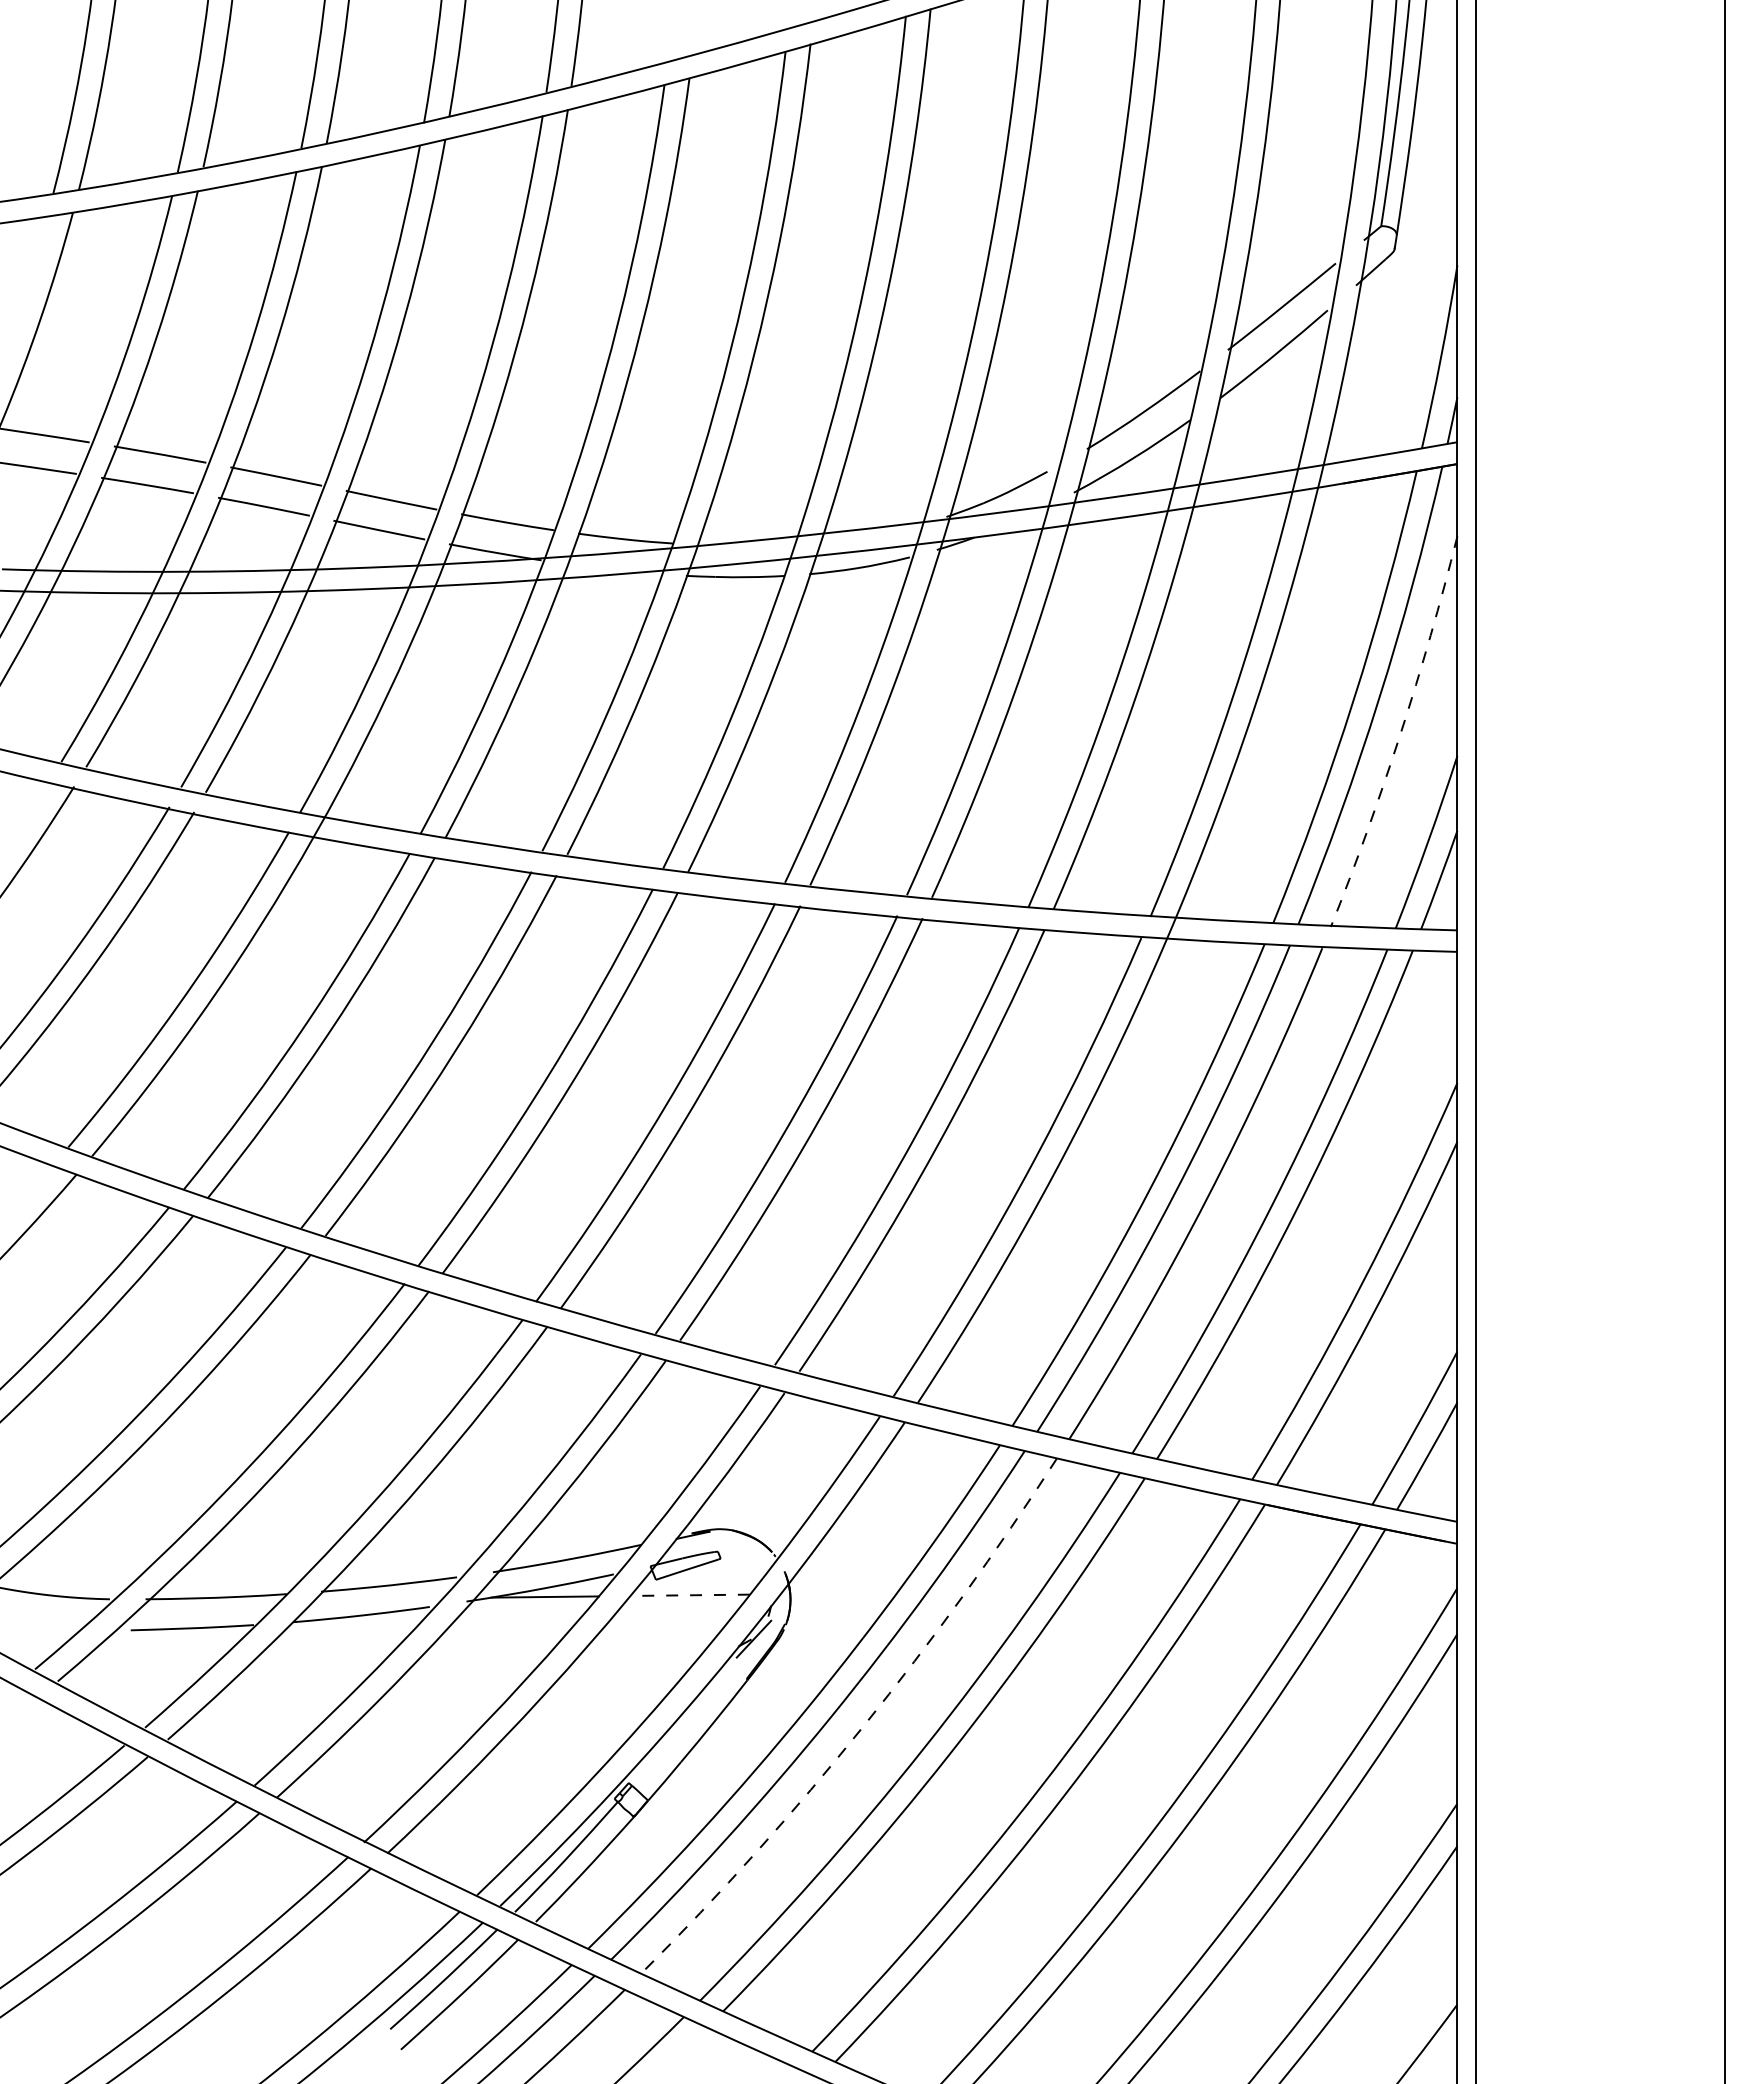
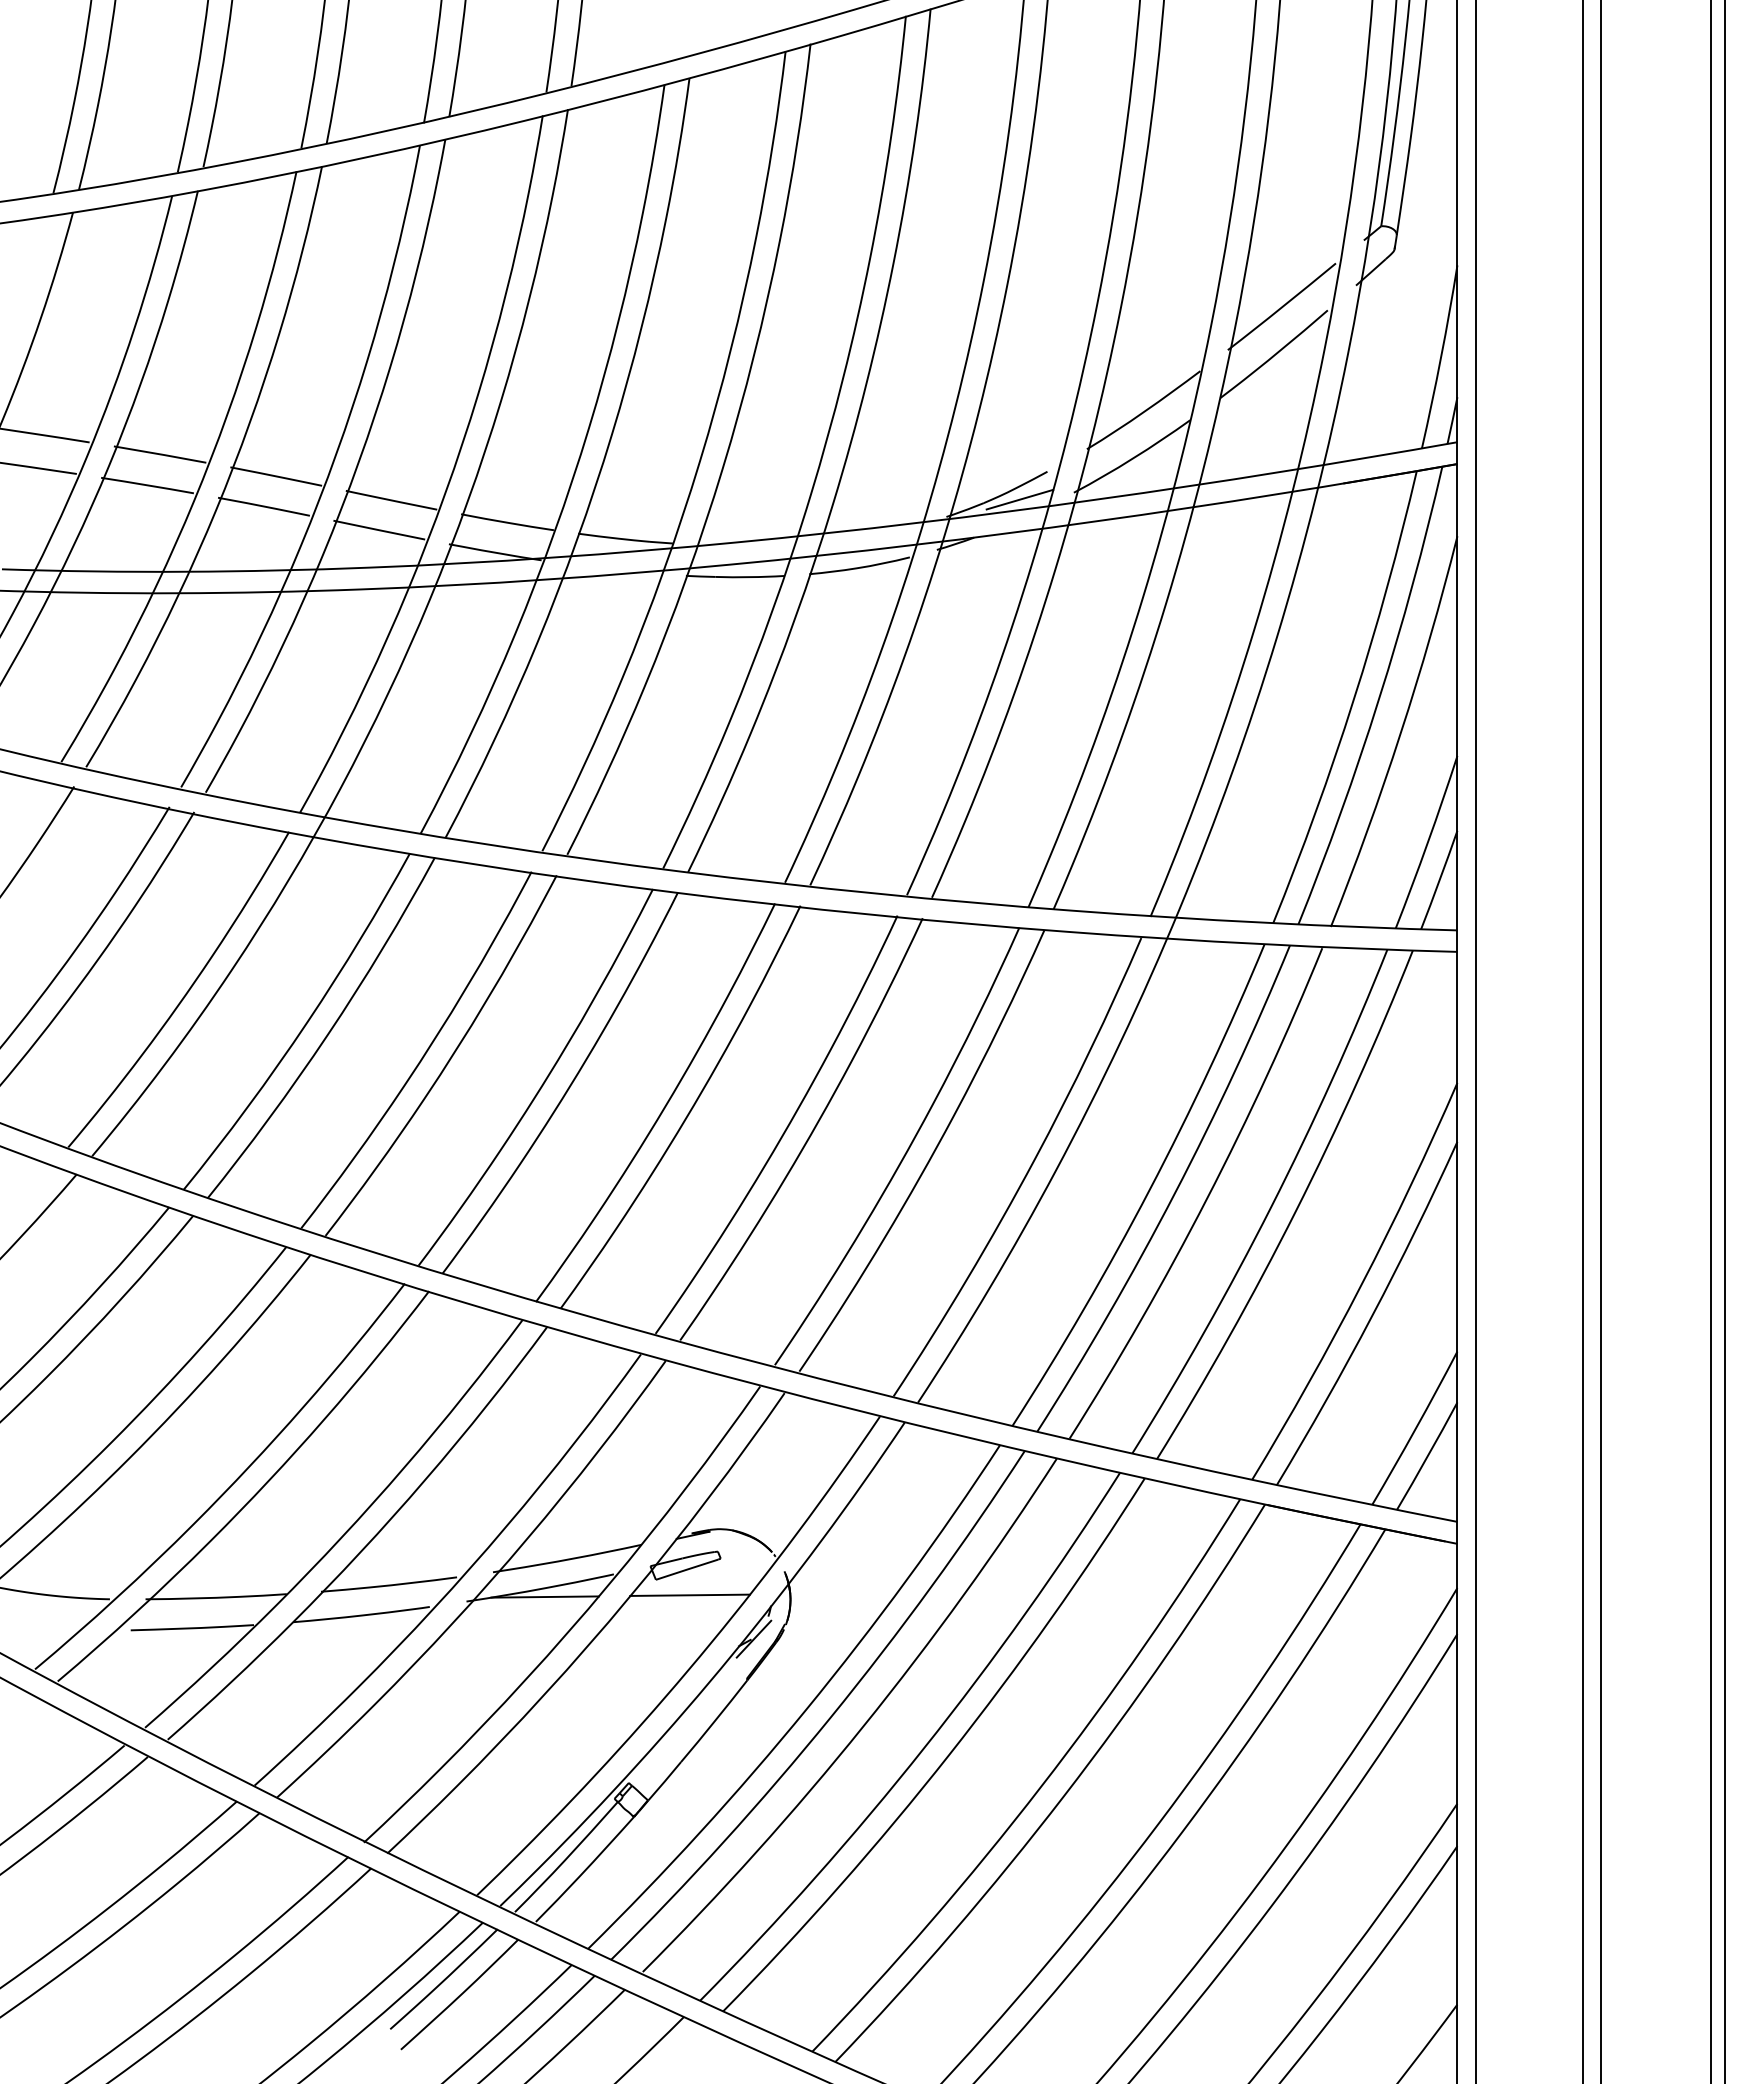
line: none -> present (1019, 499)
arc: dashed -> solid (1400, 733)
line: none -> present (1583, 1041)
line: none -> present (1600, 1041)
line: none -> present (1710, 1041)
line: dashed -> solid (690, 1595)
arc: dashed -> solid (863, 1726)
